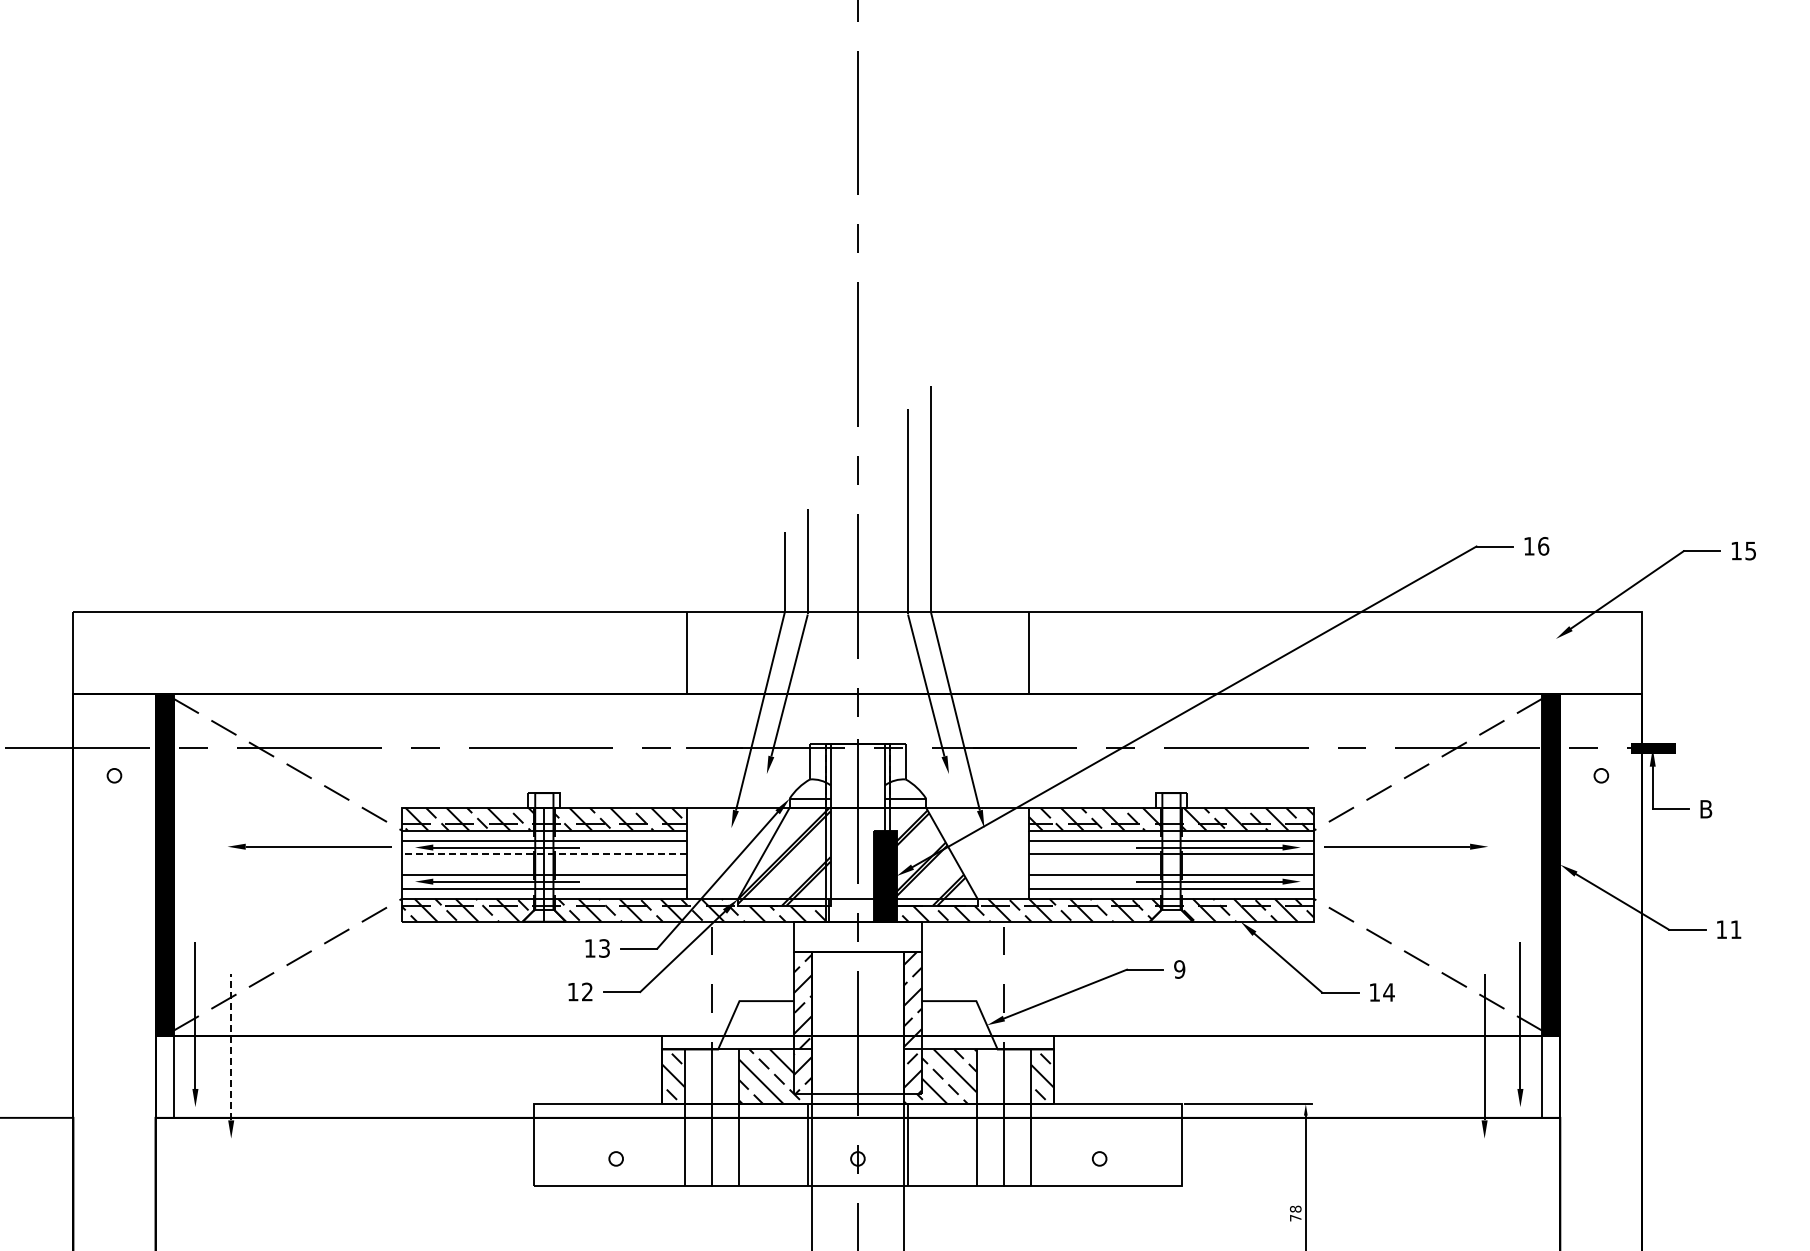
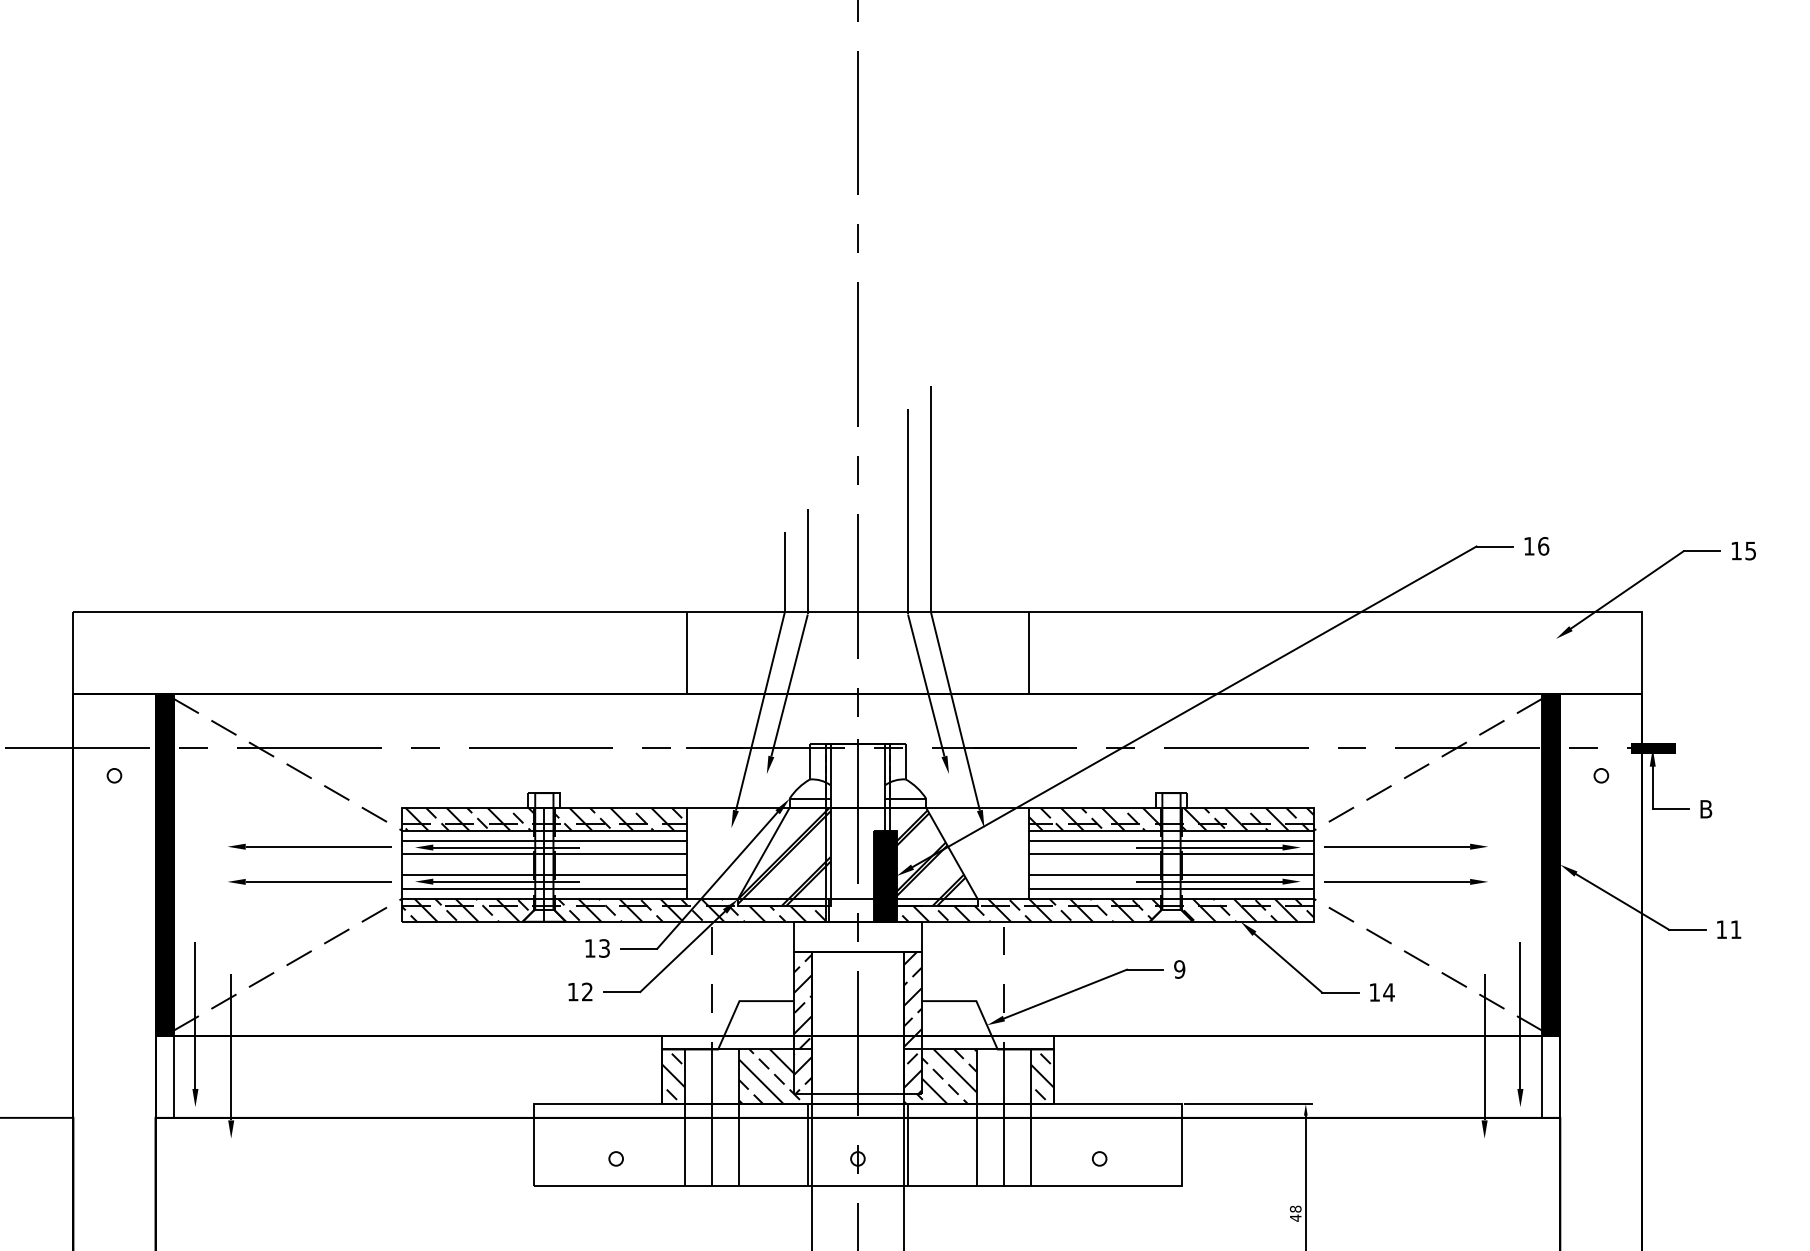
line: dashed -> solid (544, 854)
part: none -> present (309, 881)
part: none -> present (1405, 881)
line: dashed -> solid (231, 1046)
text: 78 -> 48 (1295, 1217)
